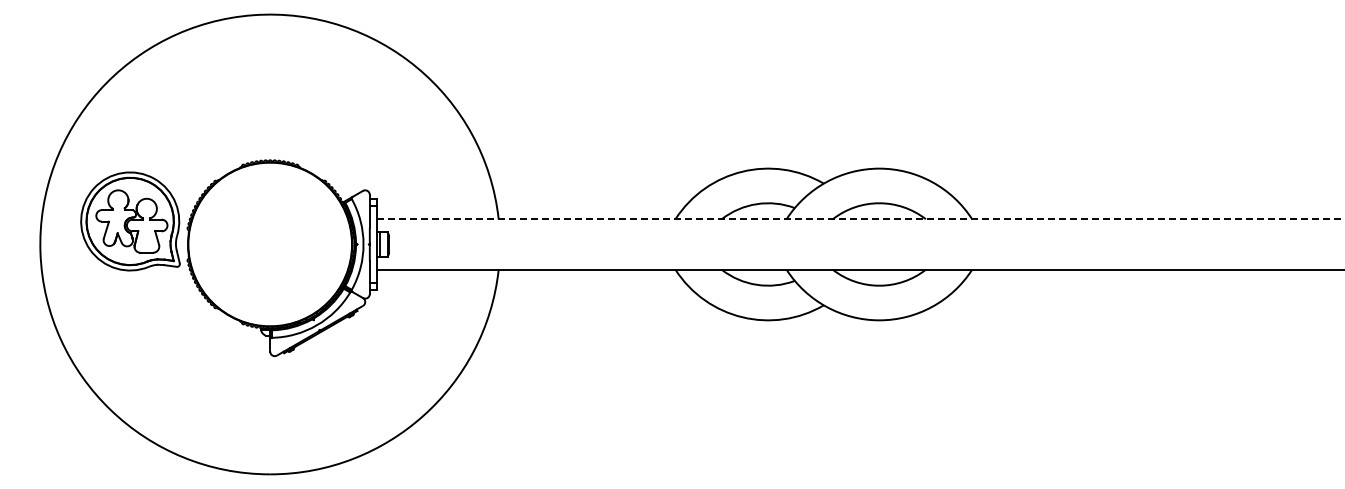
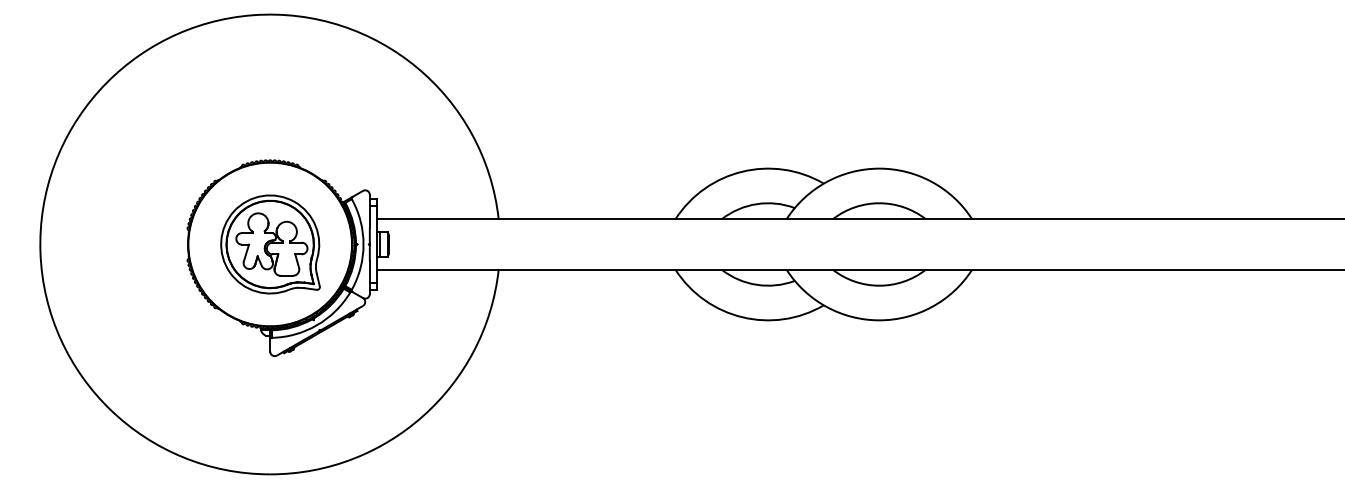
line: dashed -> solid (860, 219)
part position: (130, 221) -> (270, 244) (270, 244)
